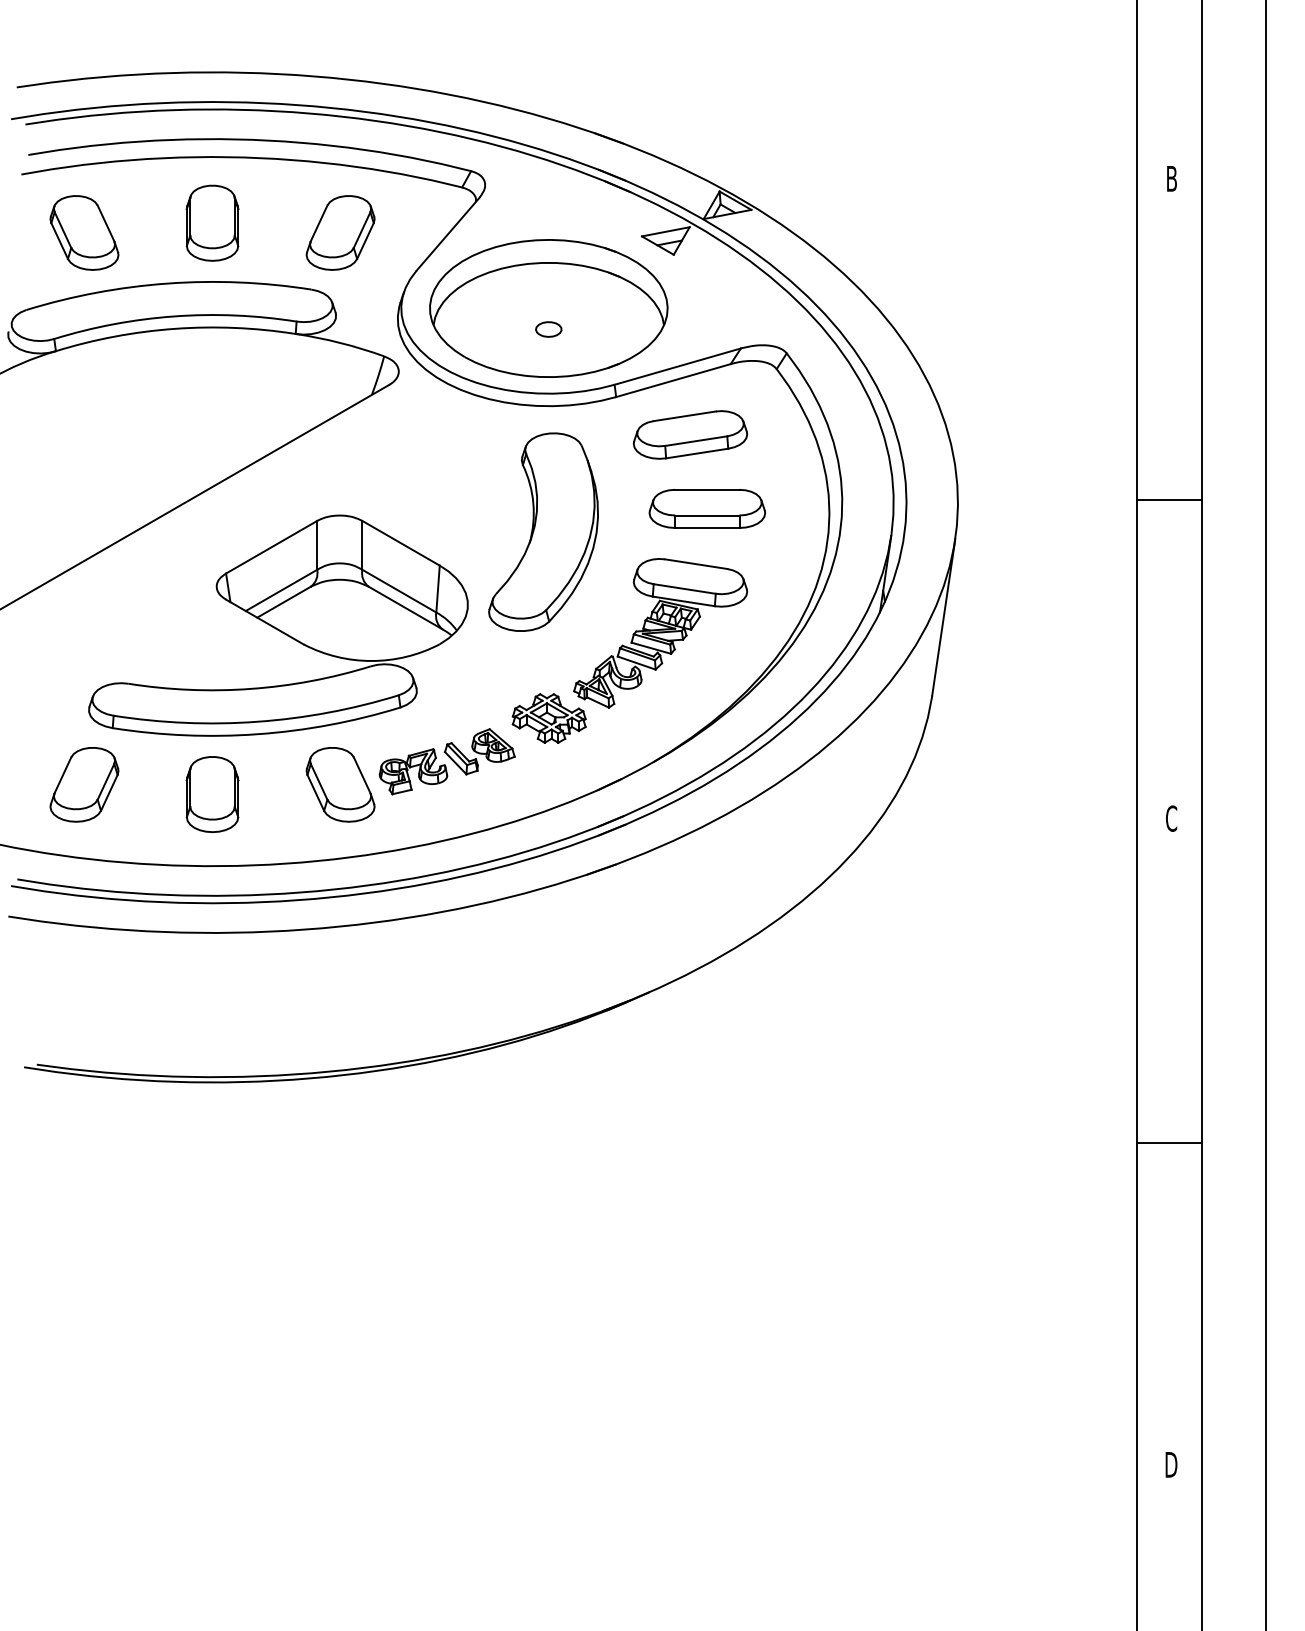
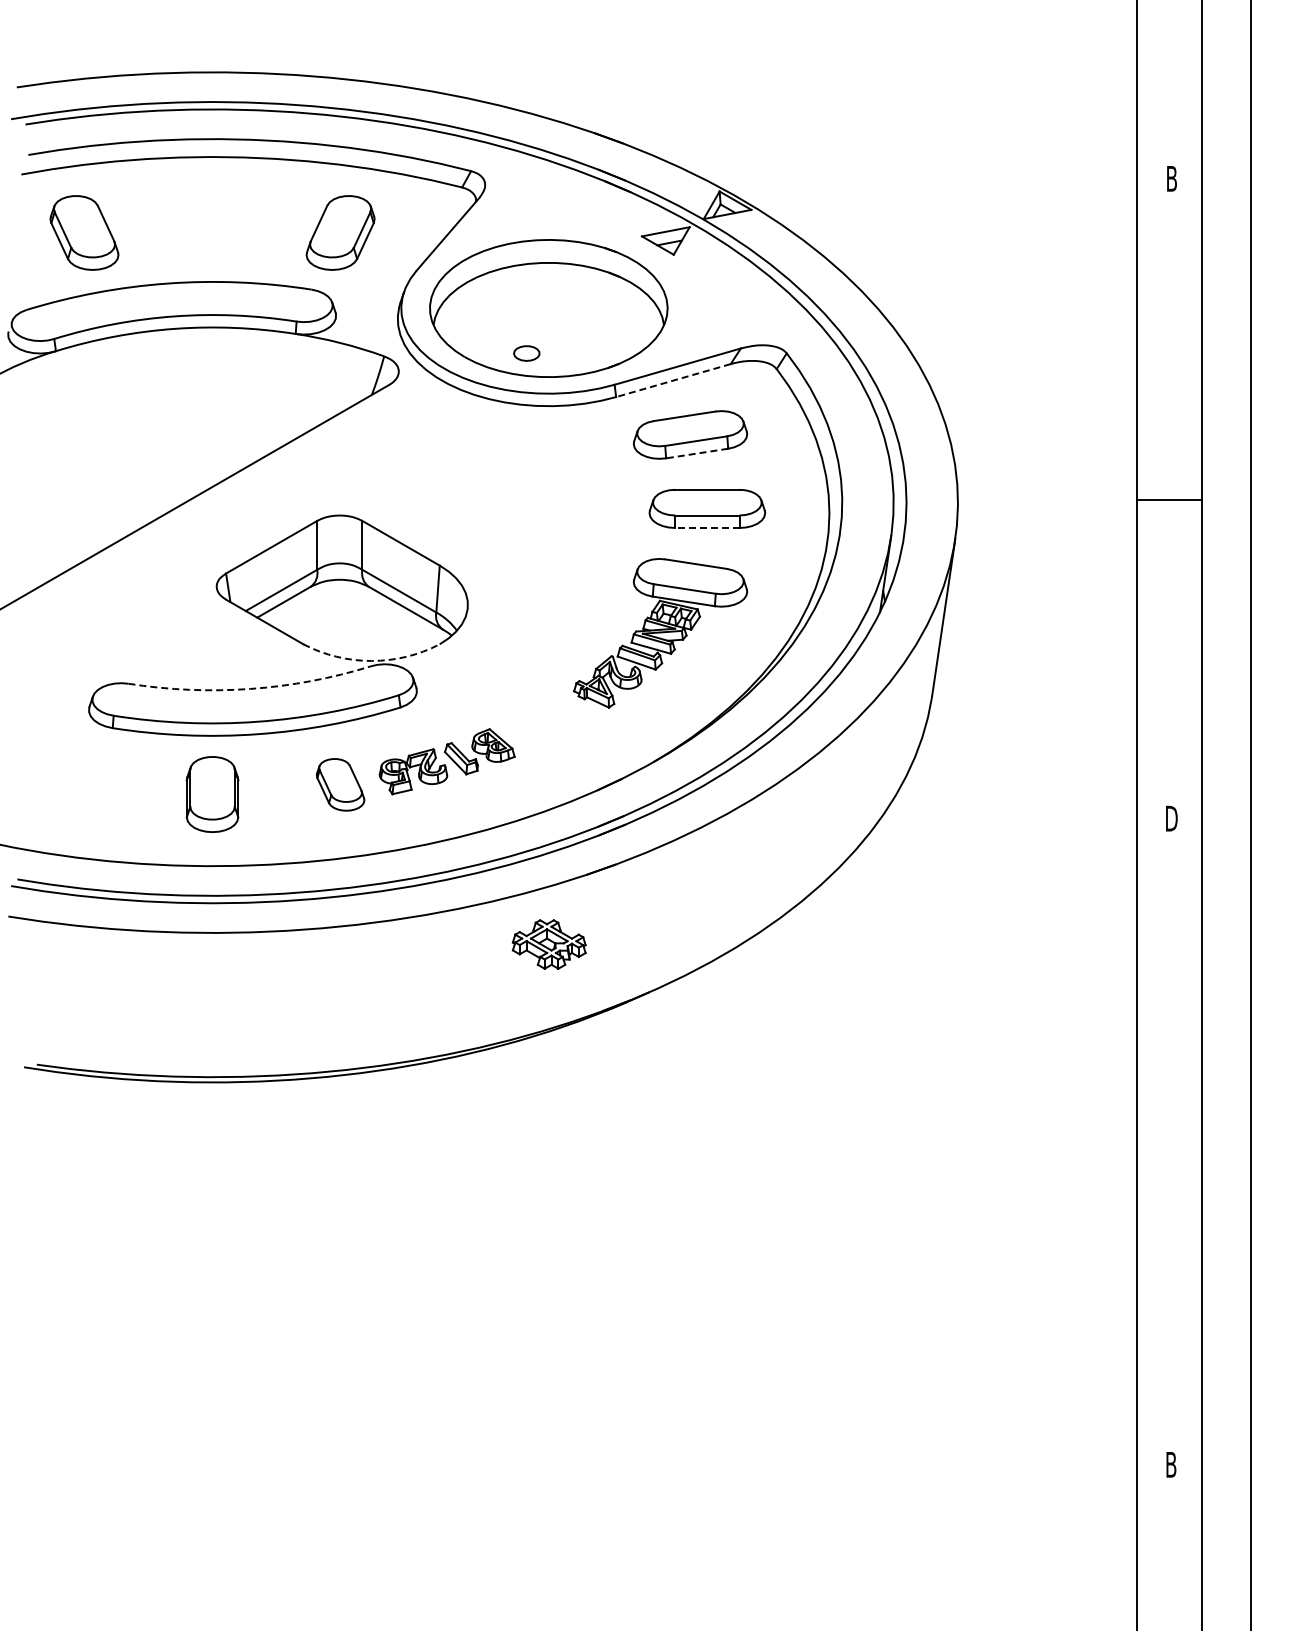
part: present -> none (212, 222)
part position: (548, 329) -> (526, 353) (526, 353)
line: solid -> dashed (673, 380)
line: solid -> dashed (696, 453)
line: solid -> dashed (706, 527)
part: present -> none (543, 531)
arc: solid -> dashed (371, 660)
arc: solid -> dashed (250, 688)
part position: (548, 718) -> (548, 944) (548, 944)
part: present -> none (84, 784)
part size: 71x76 px -> 51x54 px (340, 784)
line position: (1266, 814) -> (1251, 814) (1251, 814)
text: C -> D (1171, 818)
line: present -> none (1169, 1142)
text: D -> B (1171, 1464)
